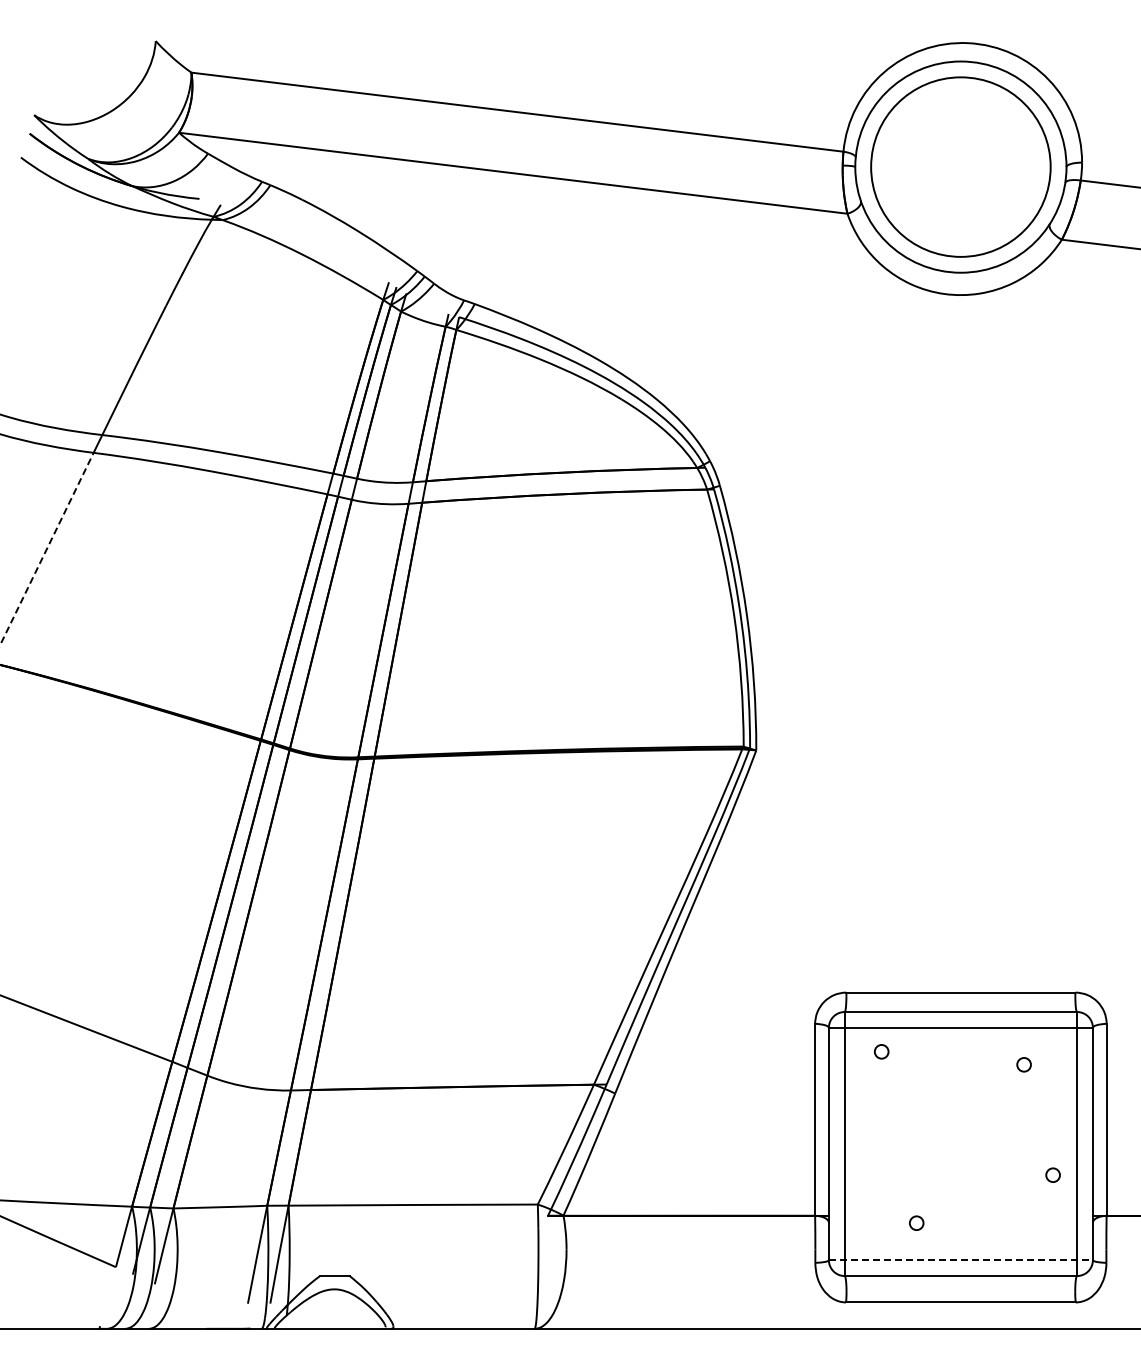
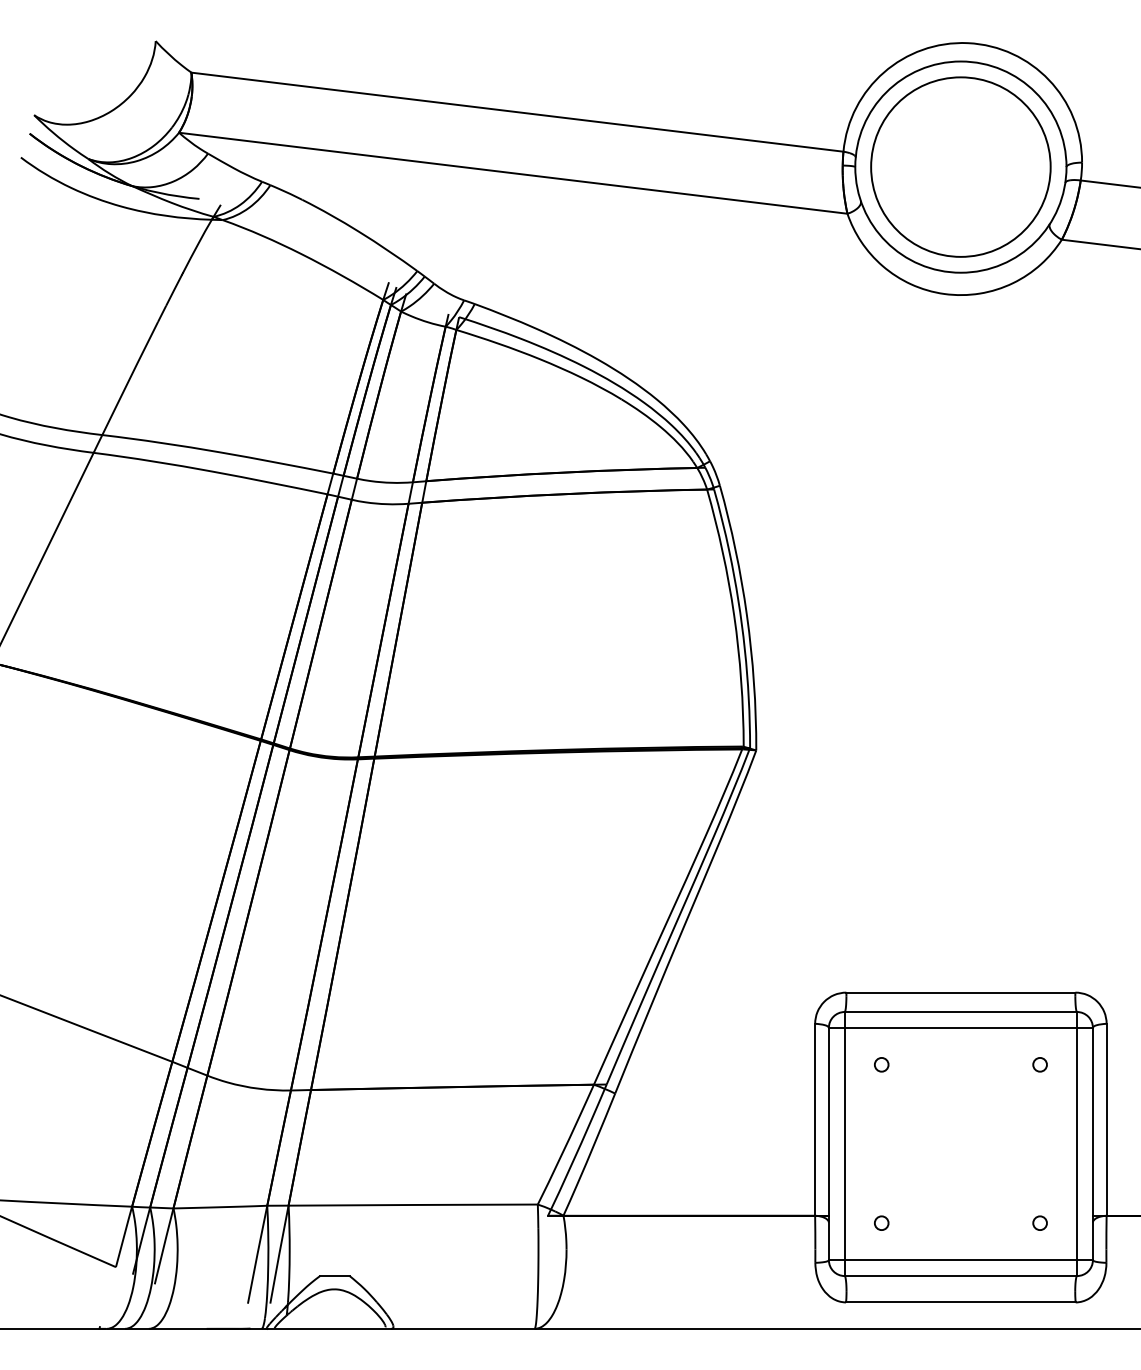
line: dashed -> solid (47, 548)
circle position: (881, 1051) -> (881, 1064) (881, 1064)
circle position: (1023, 1064) -> (1039, 1064) (1039, 1064)
circle position: (1052, 1174) -> (1039, 1222) (1039, 1222)
circle position: (916, 1222) -> (881, 1222) (881, 1222)
line: dashed -> solid (961, 1260)
